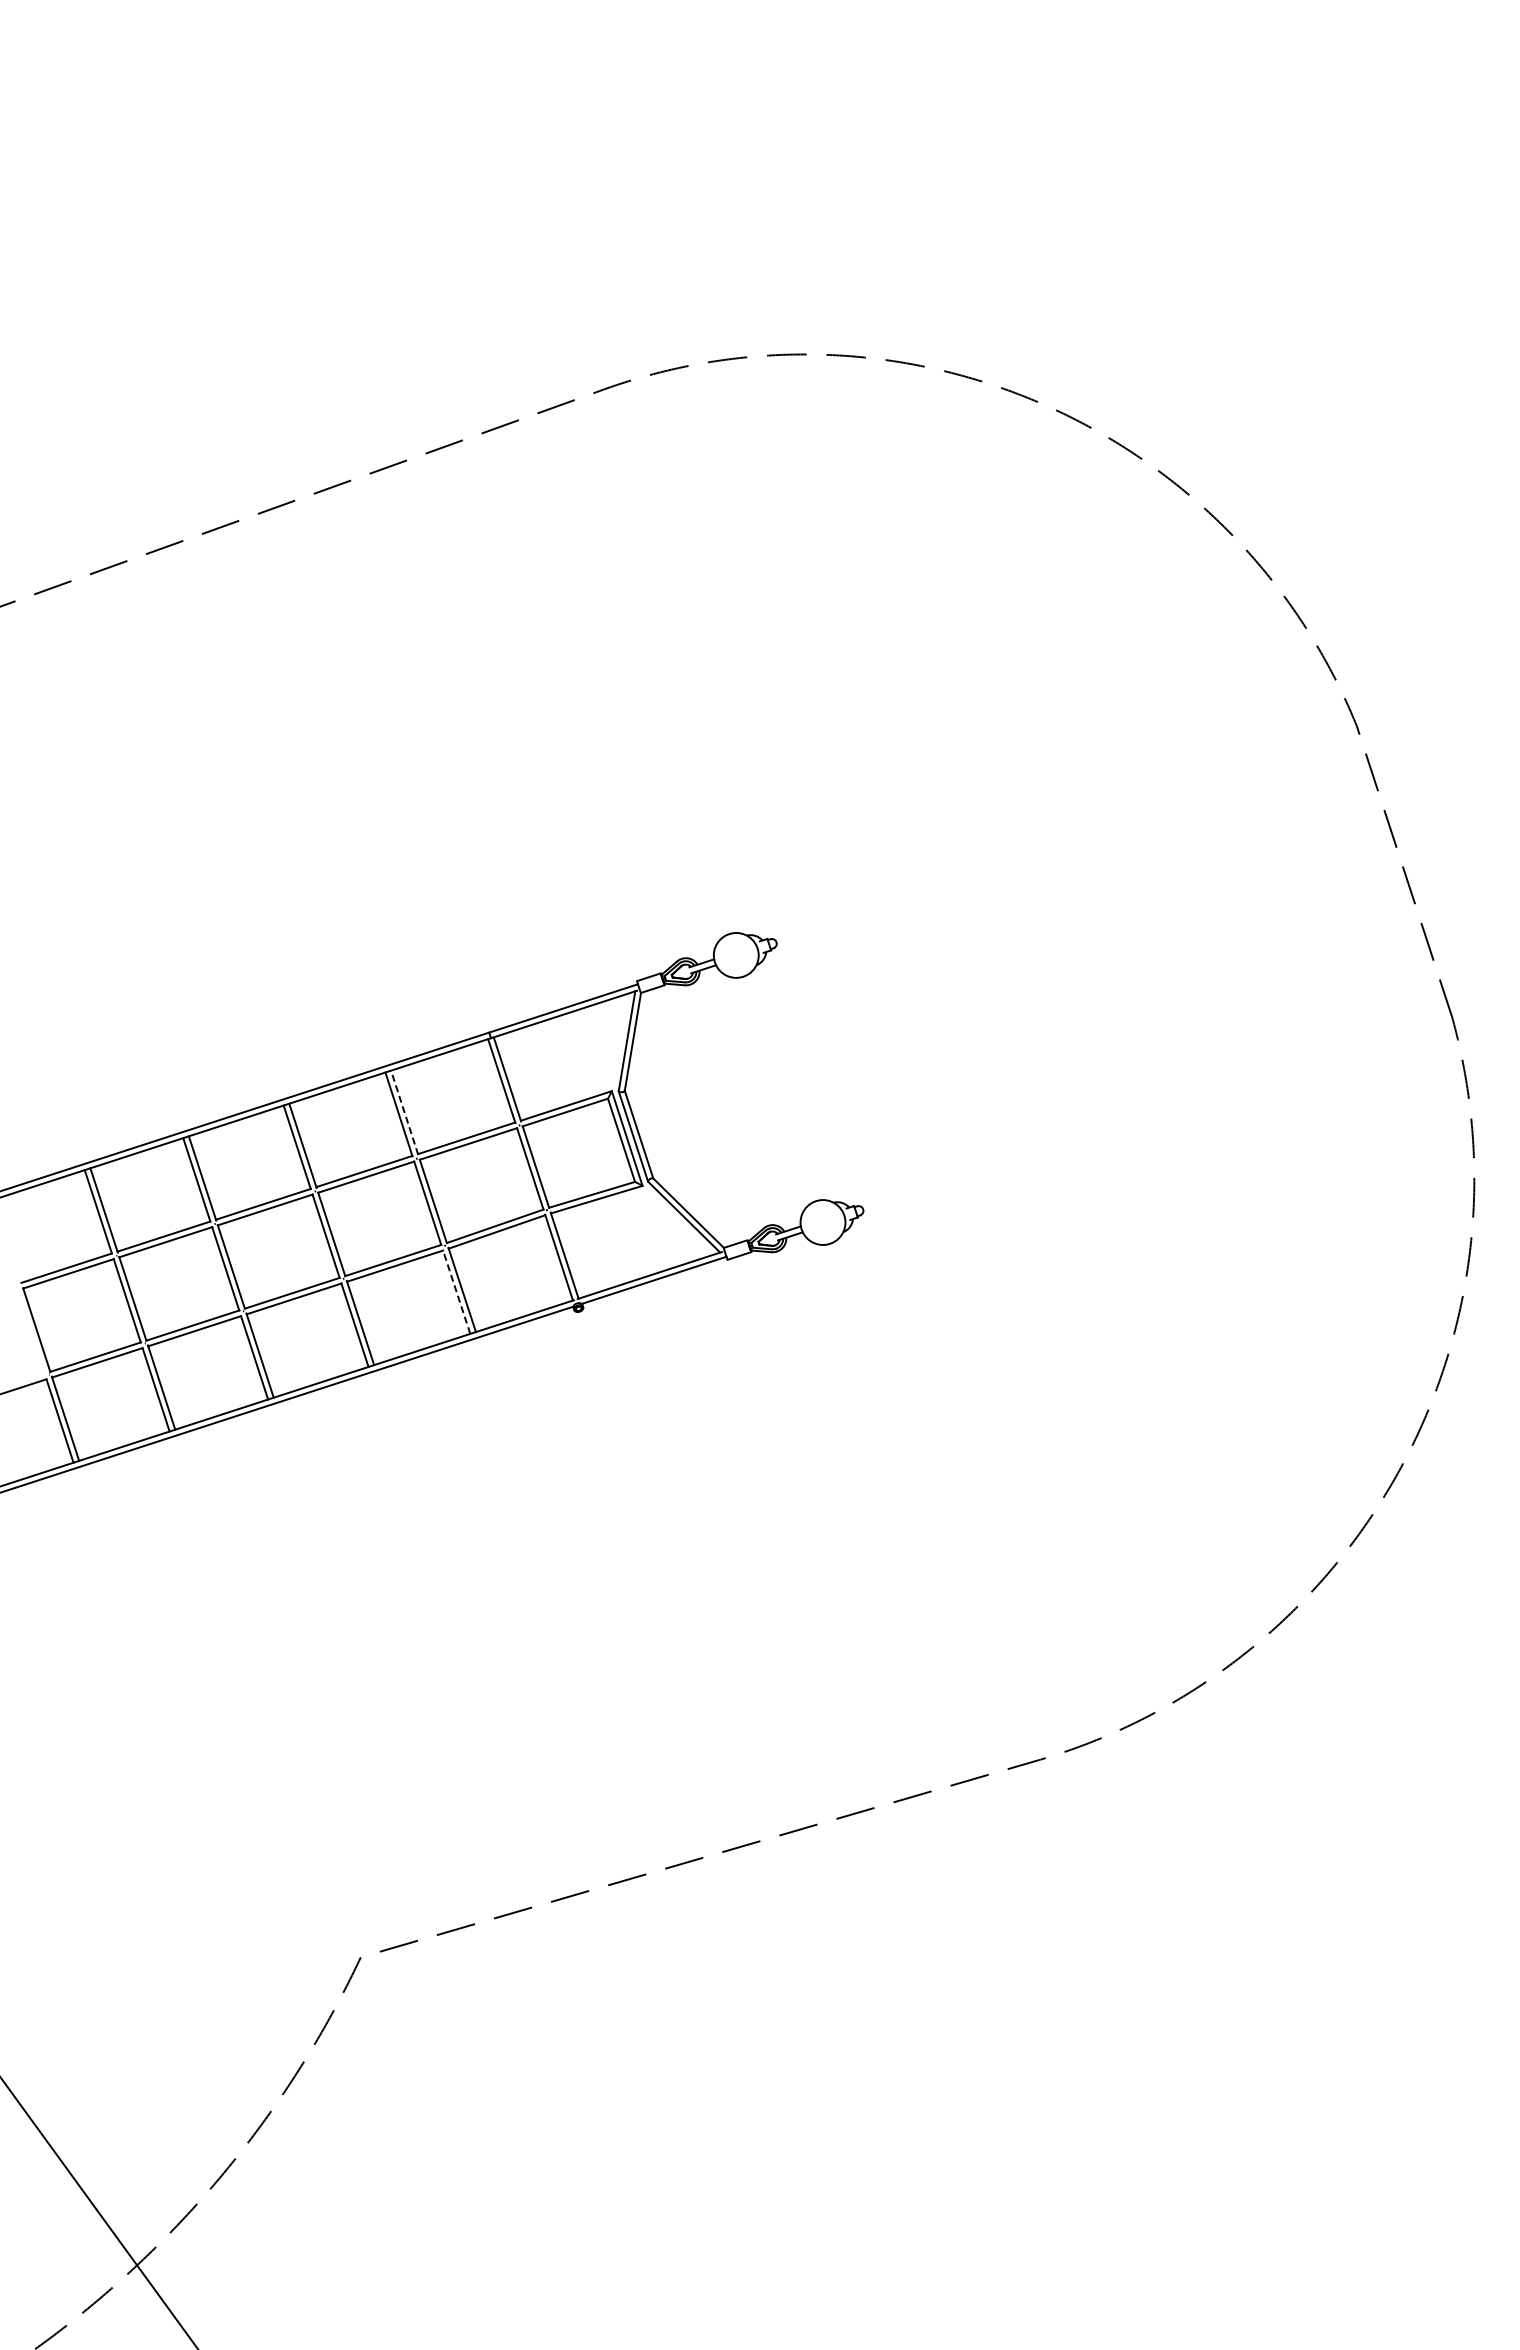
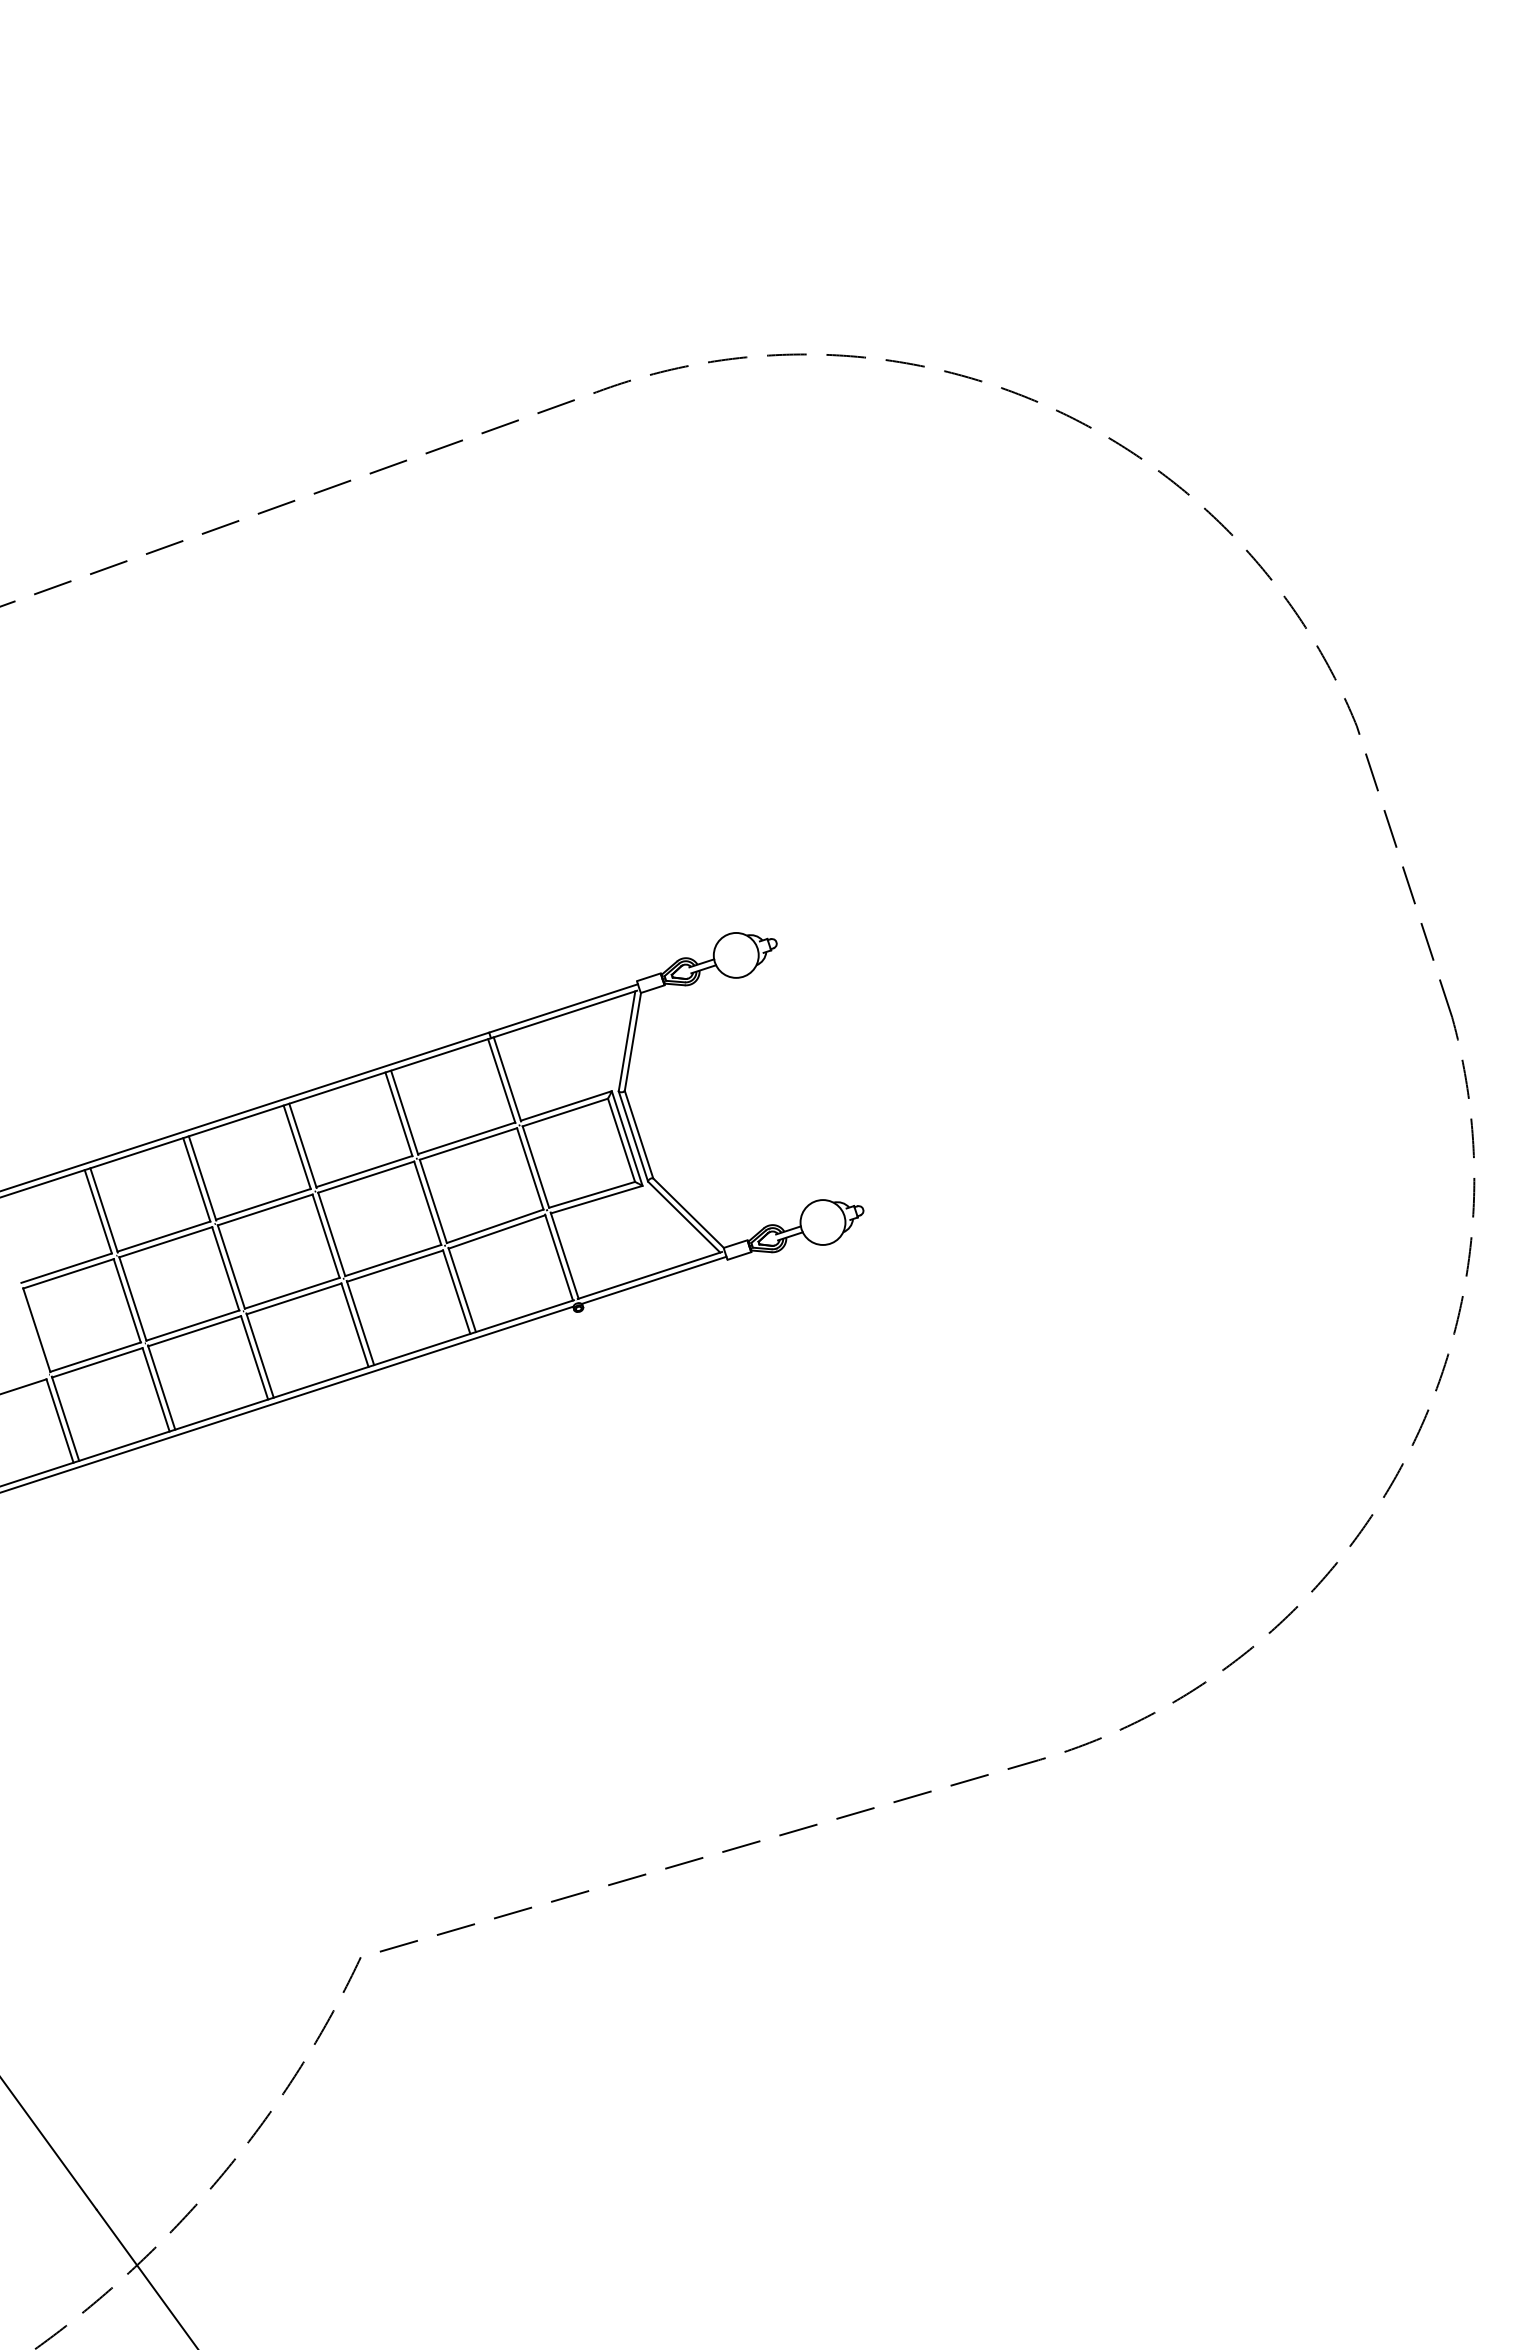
line: dashed -> solid (404, 1112)
line: dashed -> solid (456, 1291)
